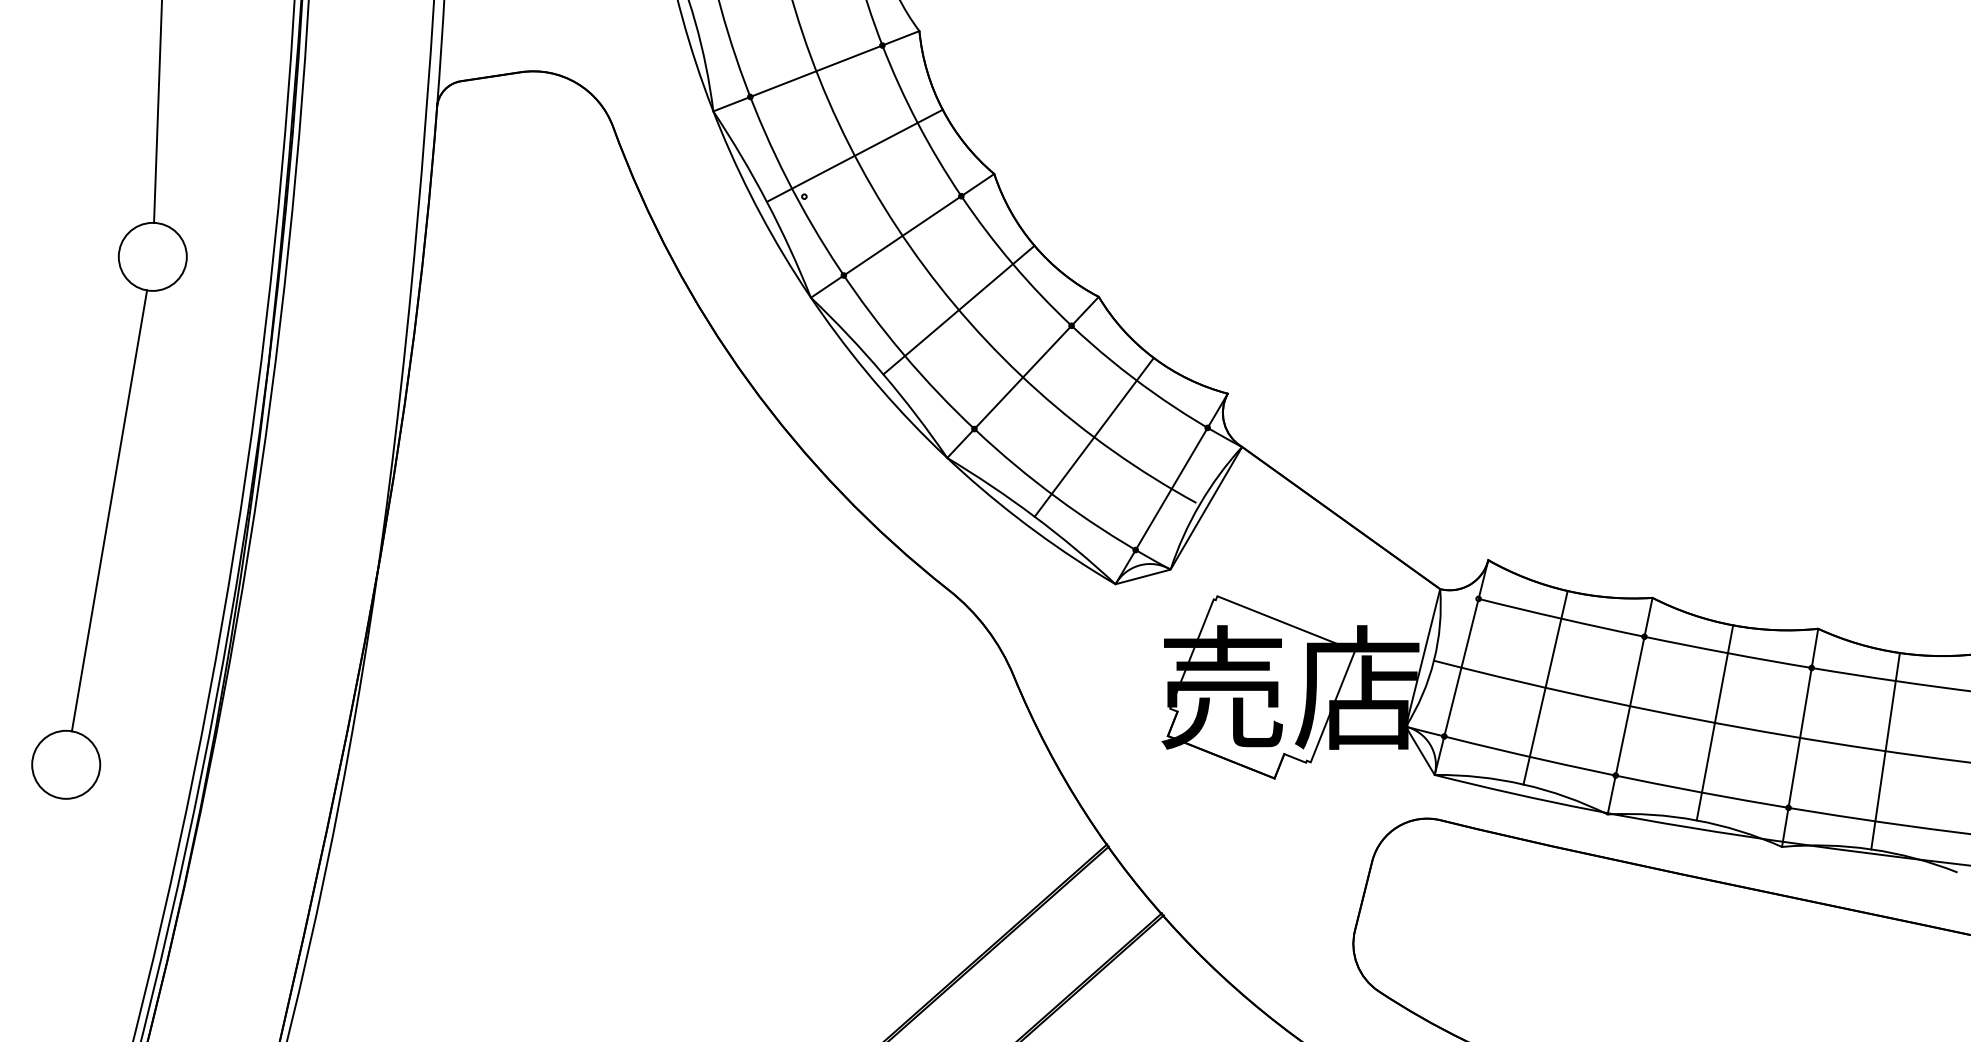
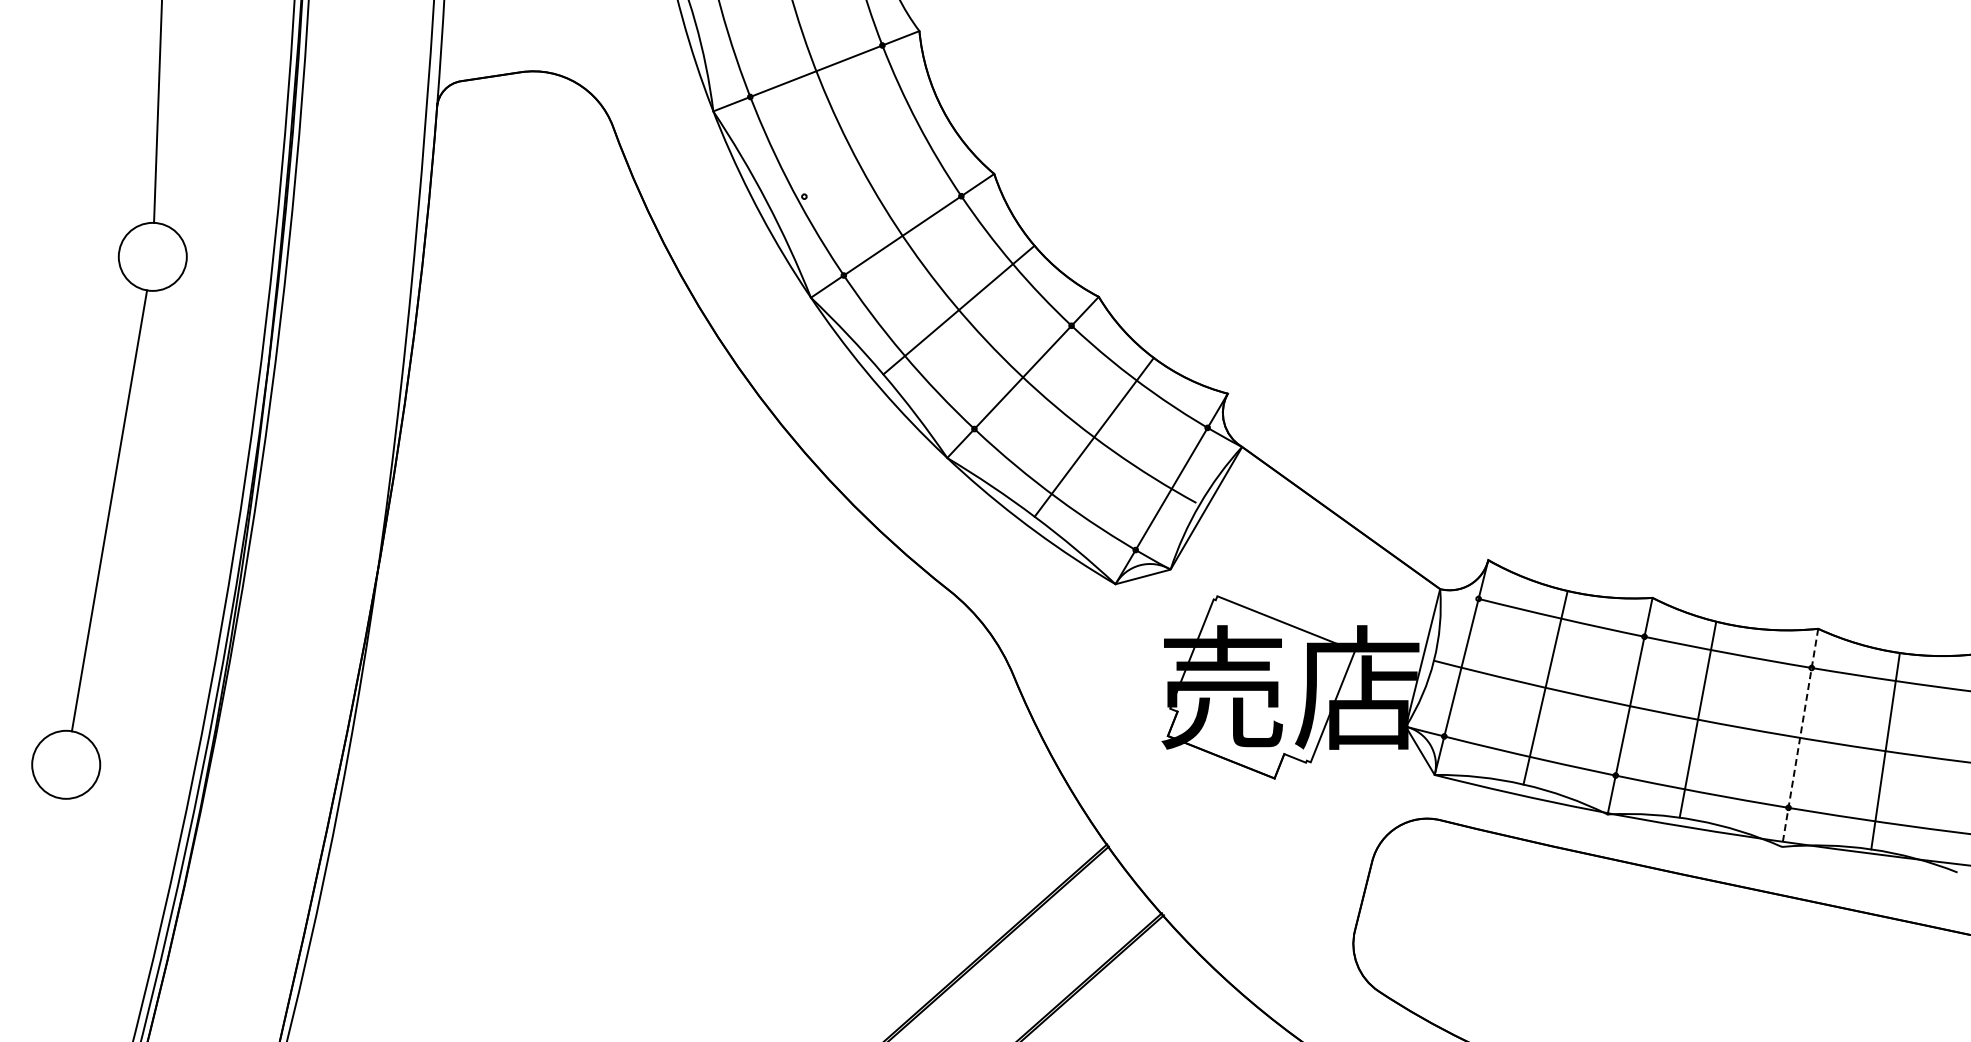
line: present -> none (854, 155)
line position: (1714, 722) -> (1697, 719) (1697, 719)
line: solid -> dashed (1800, 737)
